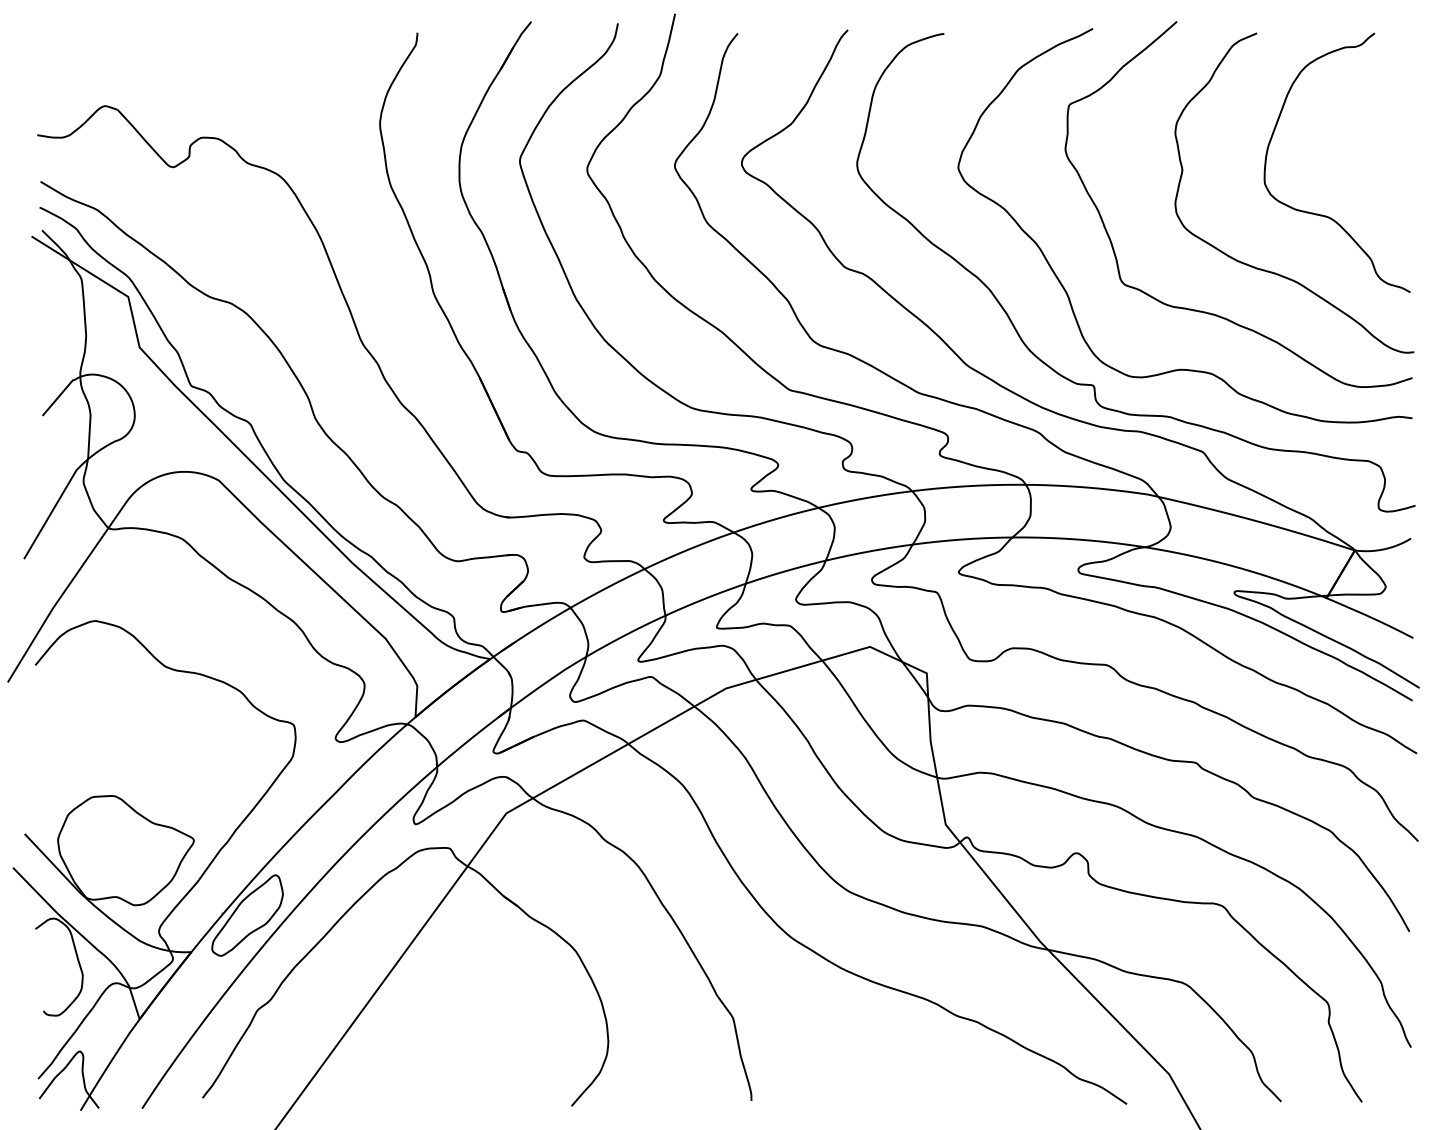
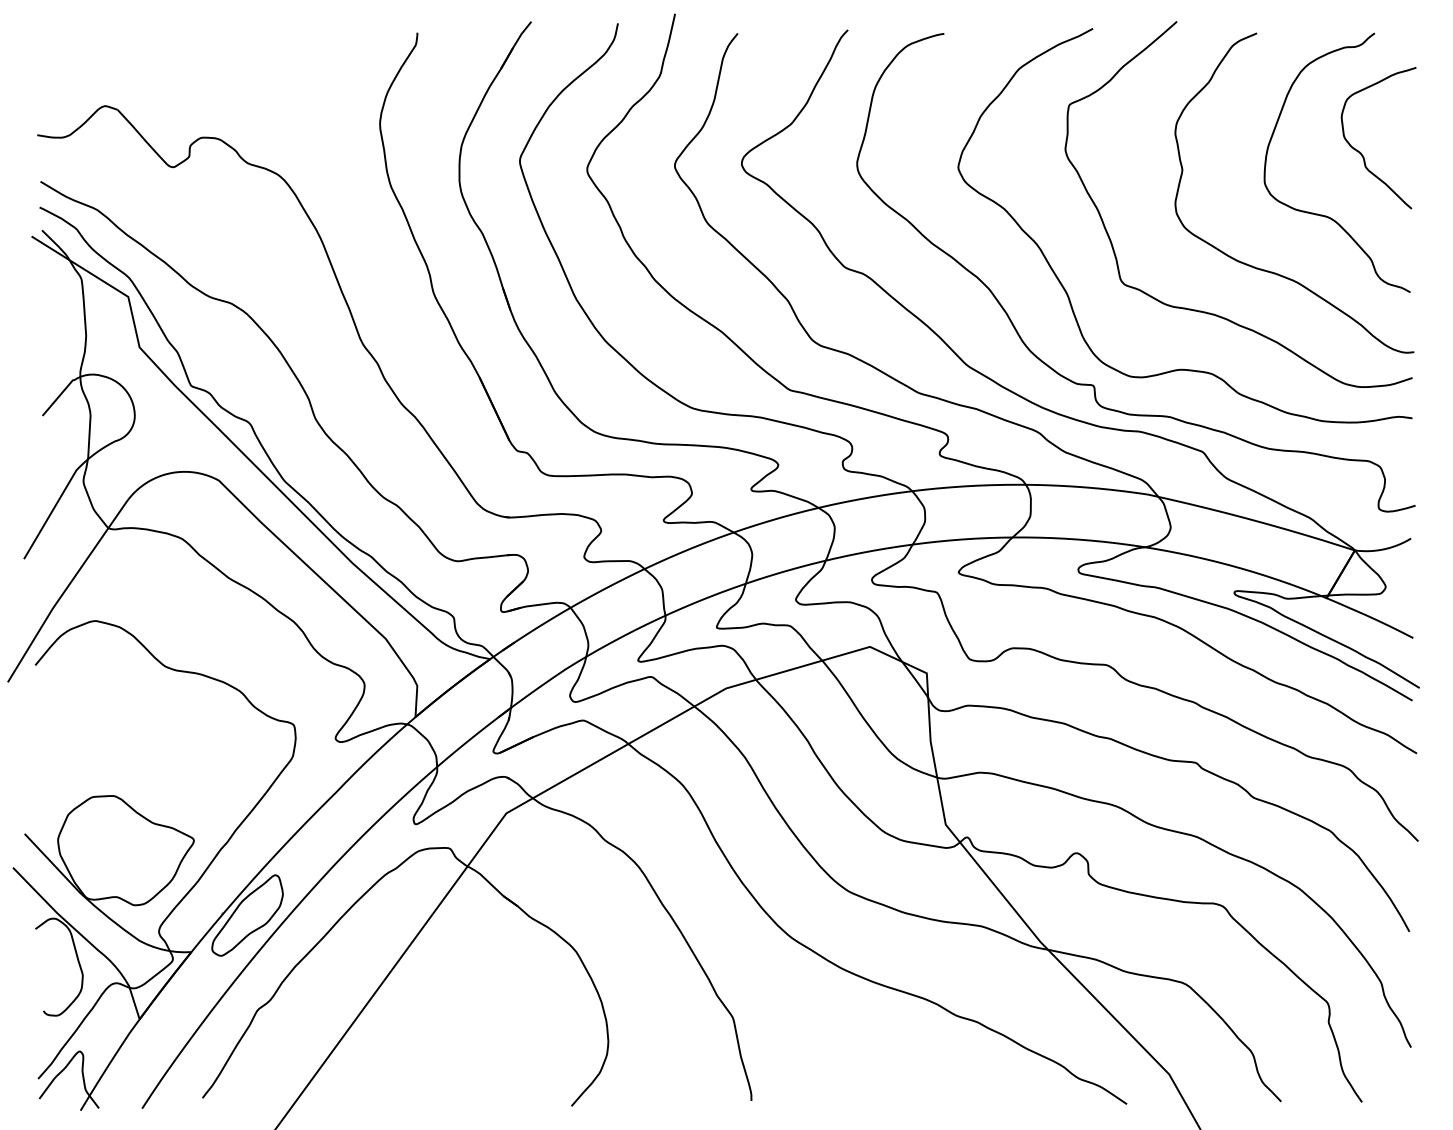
curve: none -> present (1361, 152)
